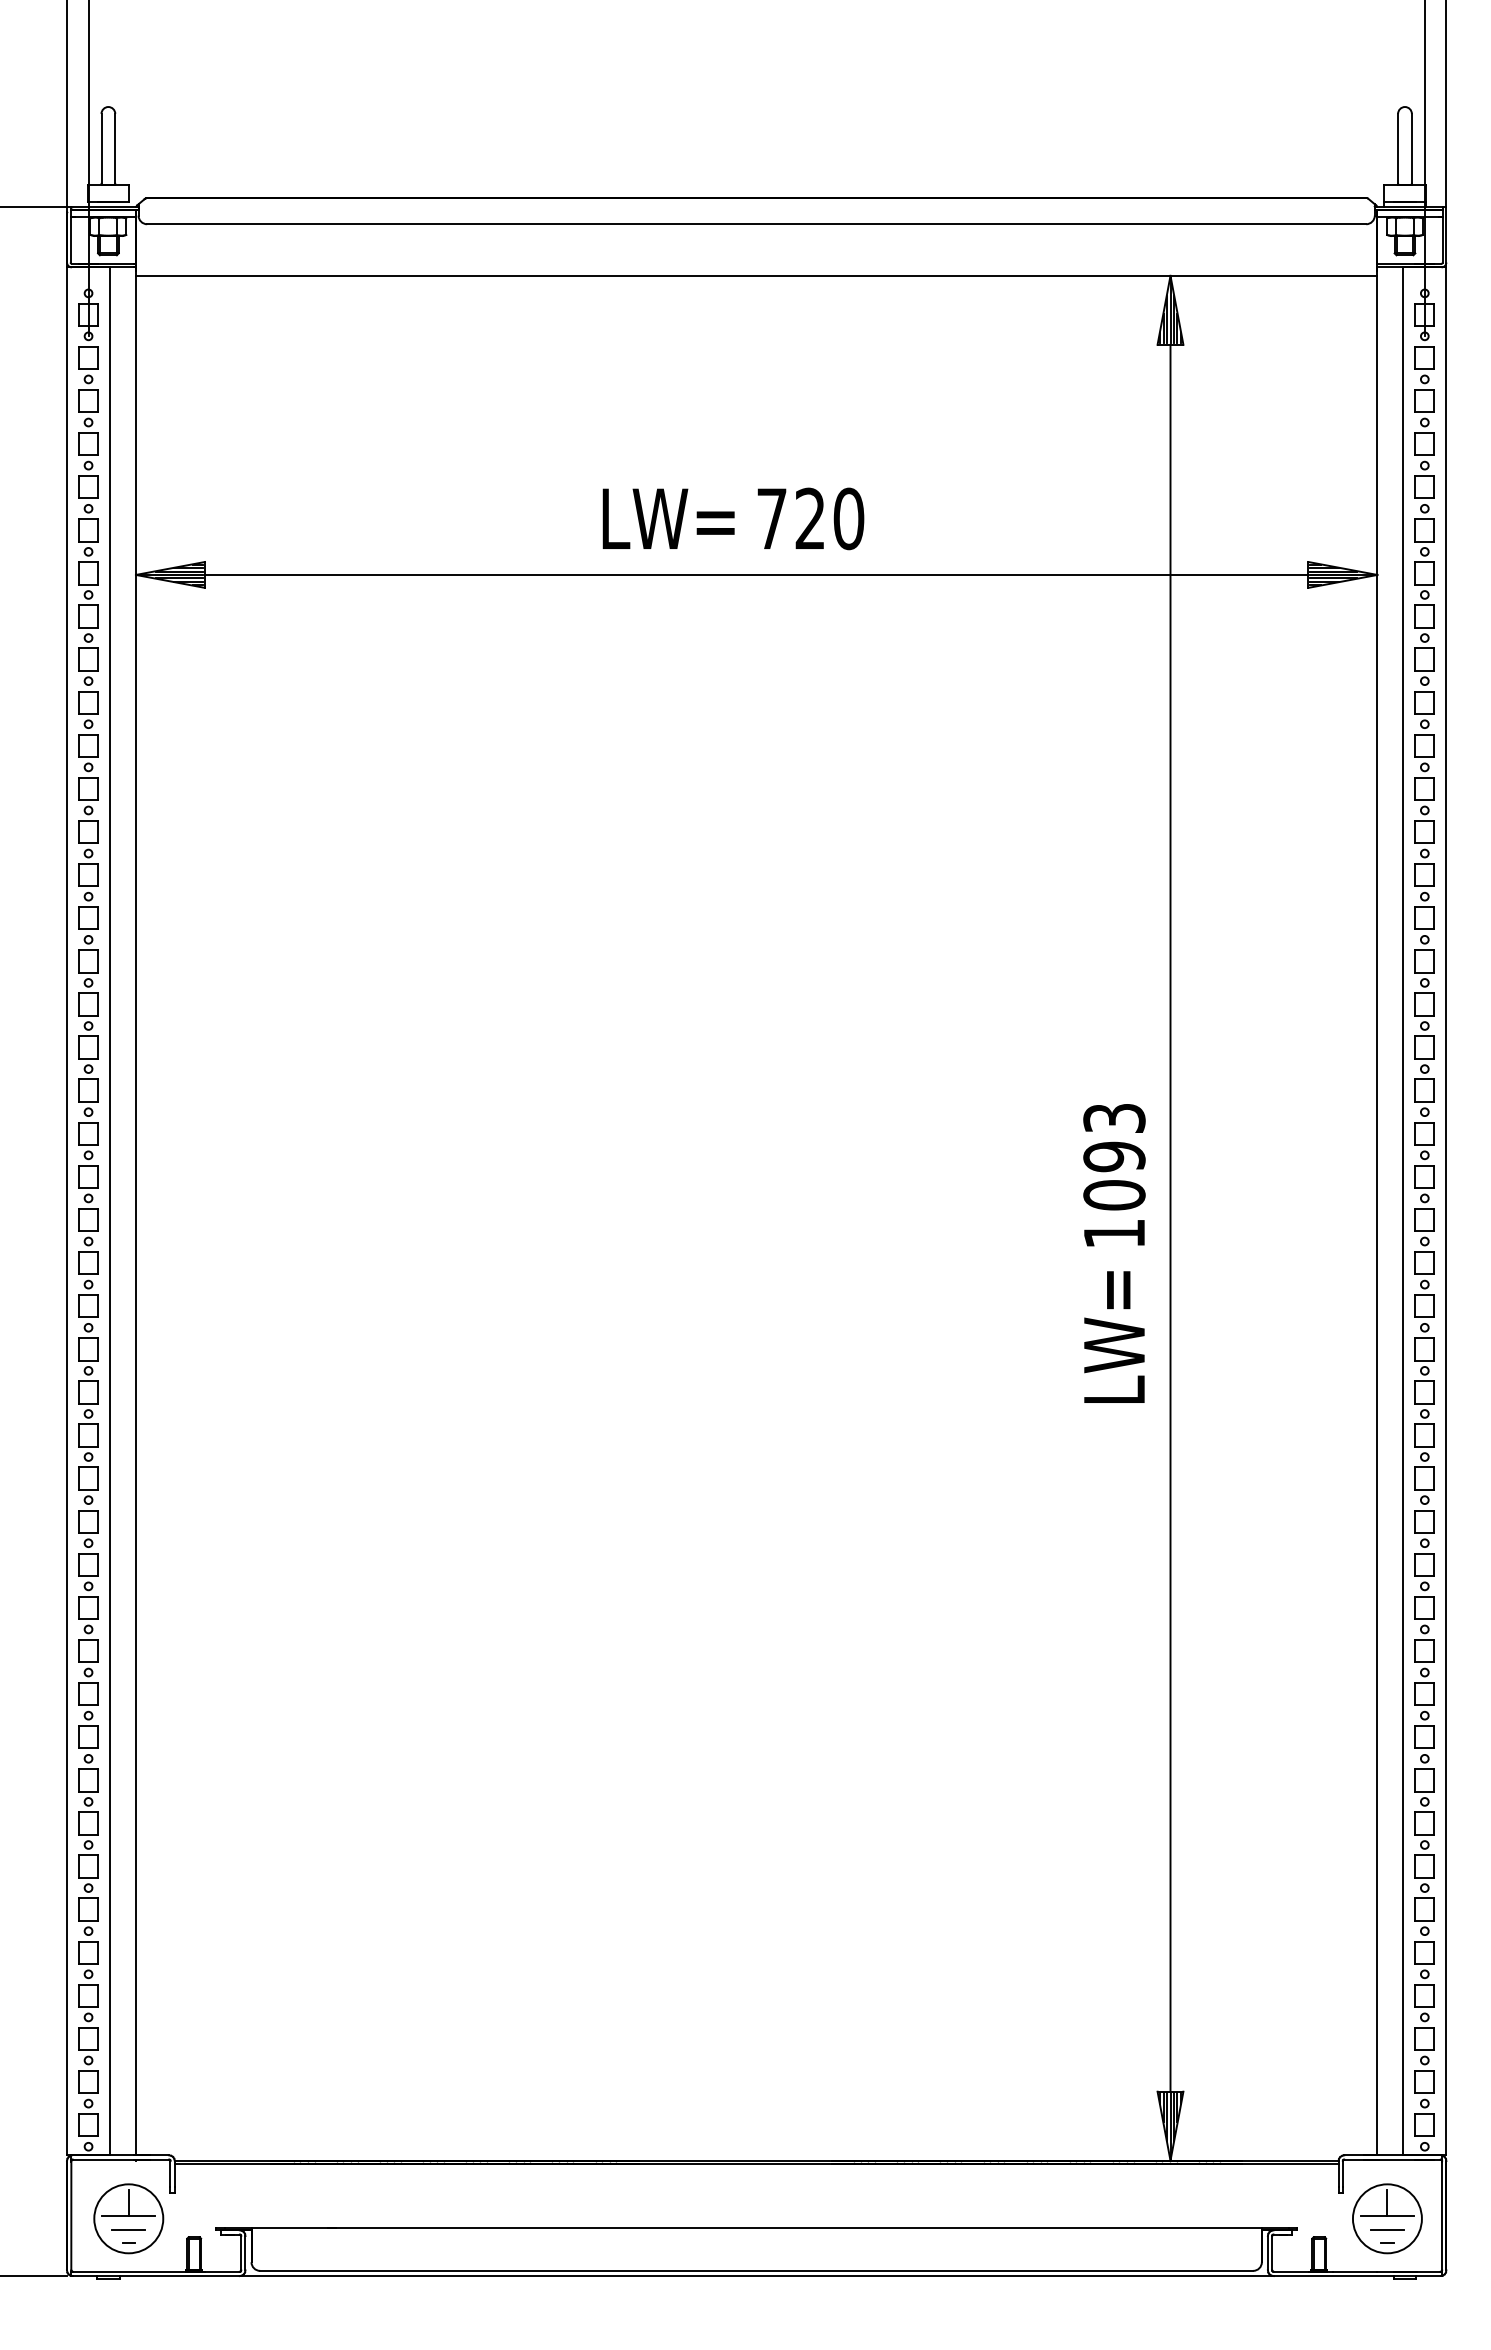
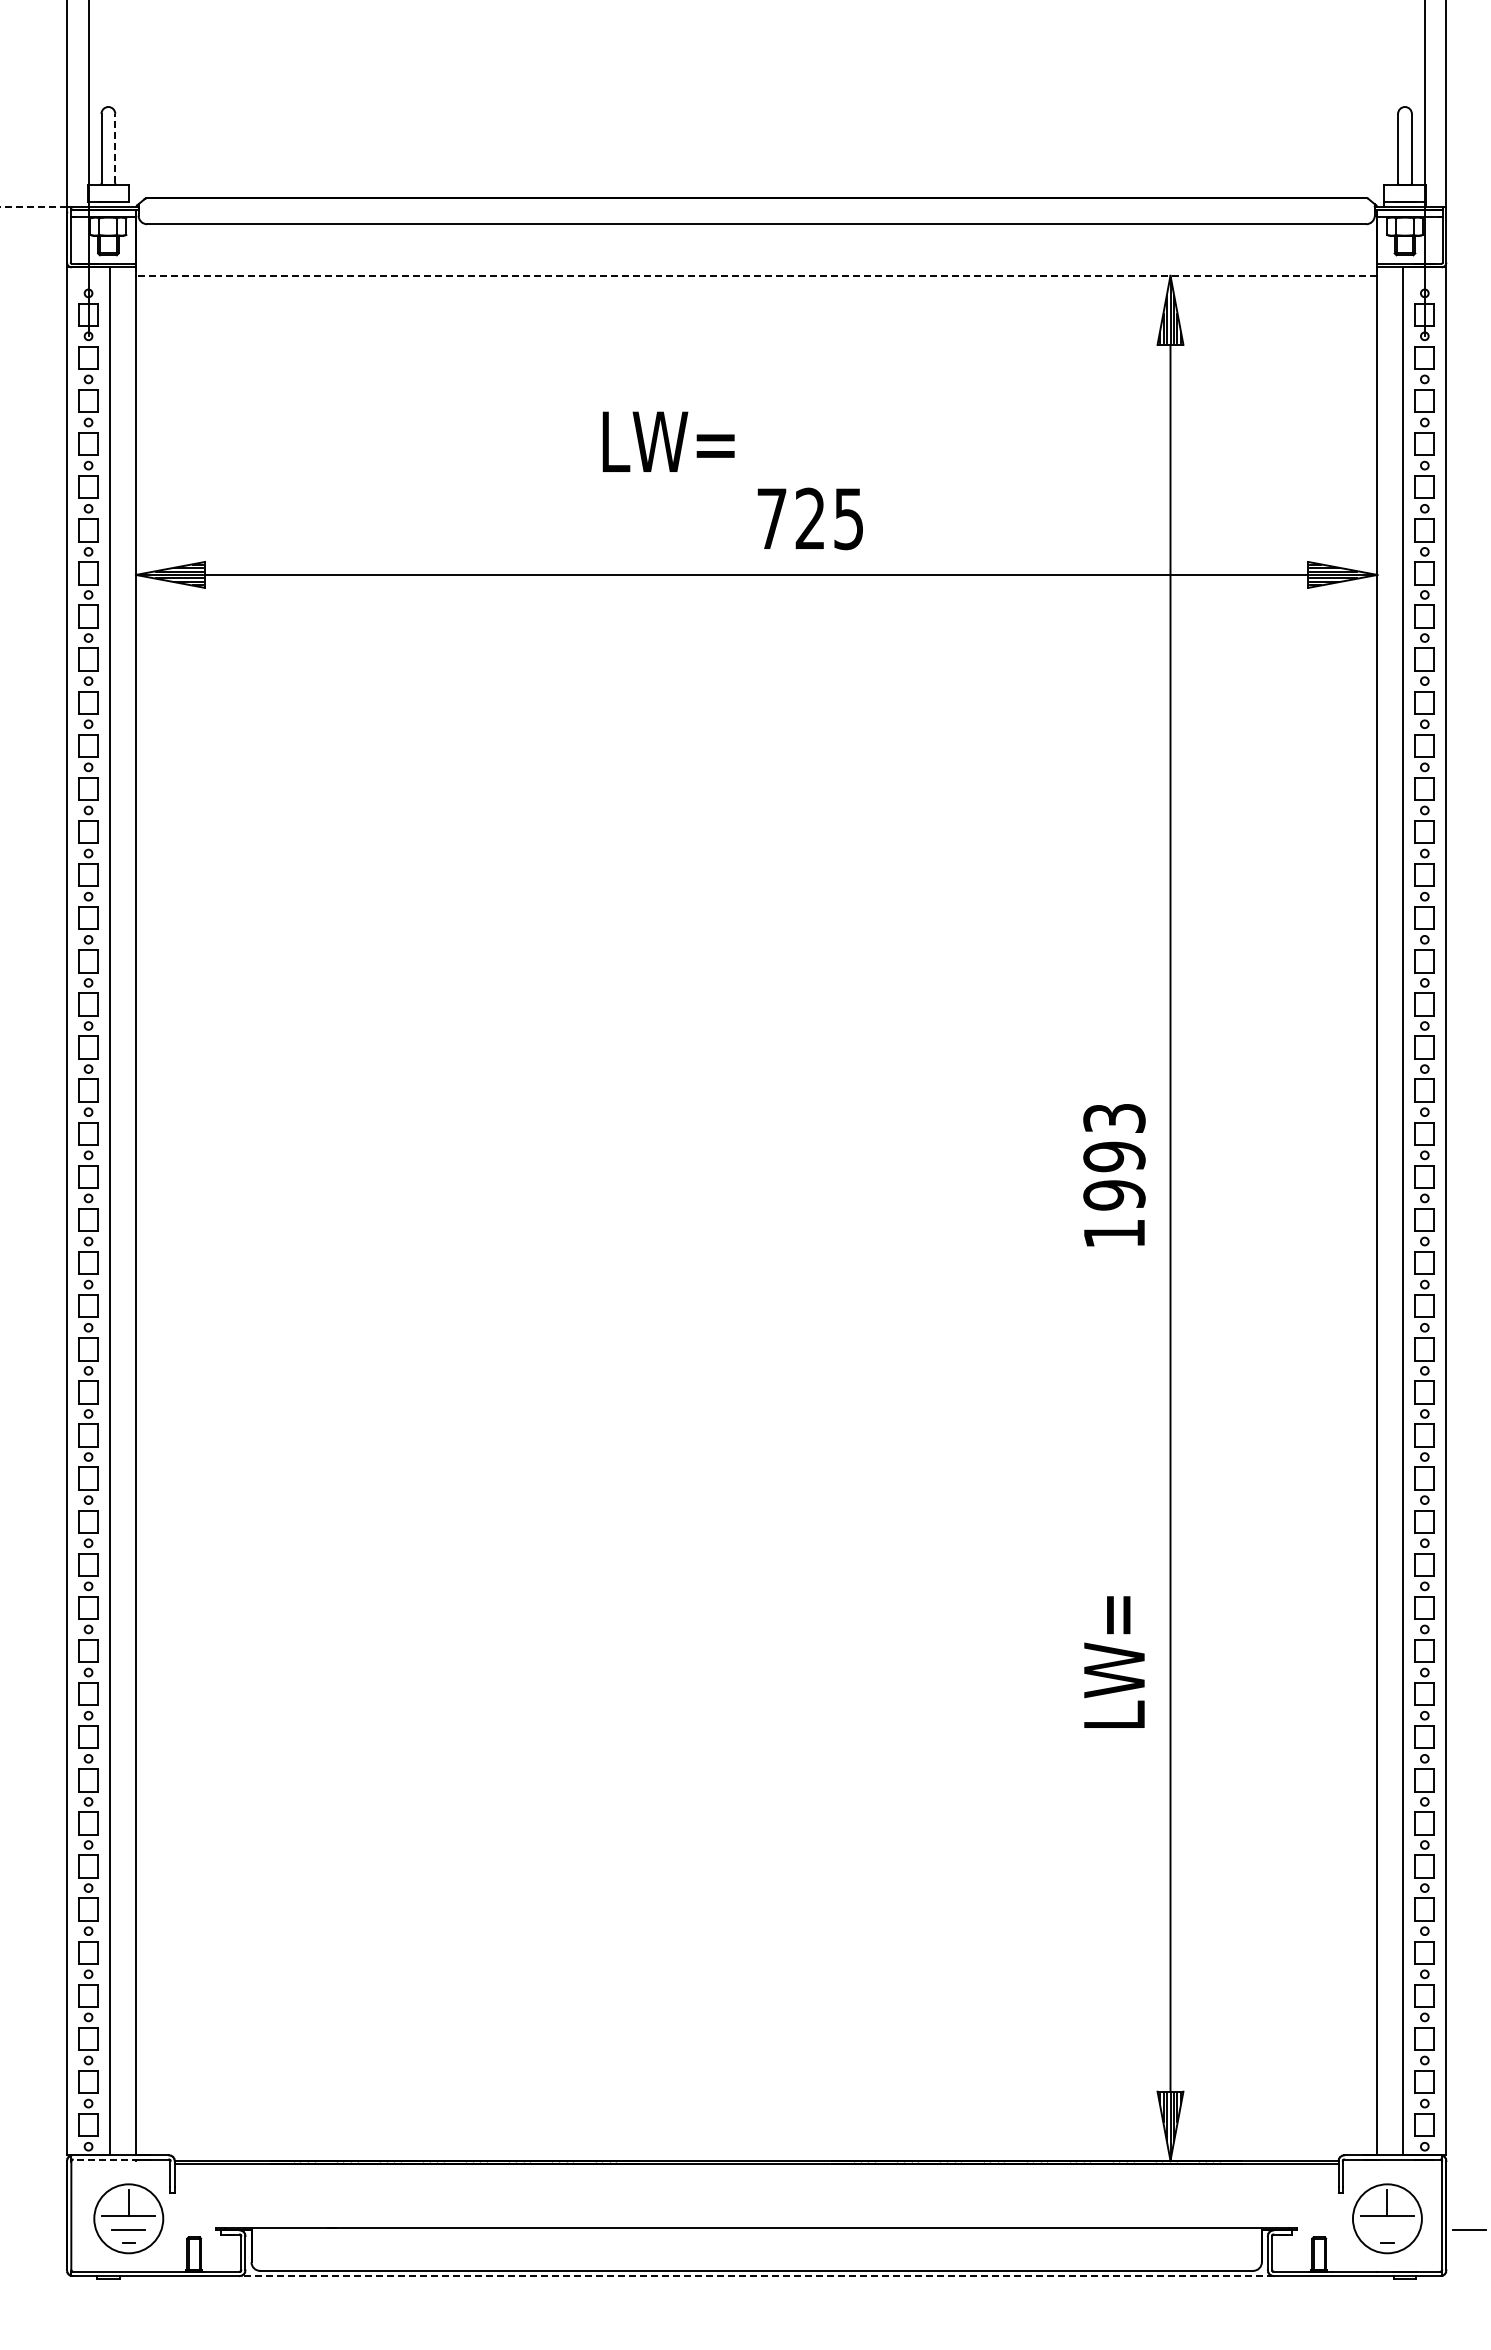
line: solid -> dashed (115, 147)
line: solid -> dashed (34, 207)
line: solid -> dashed (756, 275)
text position: (668, 518) -> (668, 441) (668, 441)
text: 720 -> 725 (848, 518)
text: 1093 -> 1993 (1114, 1195)
text position: (1114, 1336) -> (1114, 1661) (1114, 1661)
line: solid -> dashed (104, 2159)
line position: (1387, 2229) -> (1469, 2229) (1469, 2229)
line: present -> none (34, 2276)
line: solid -> dashed (756, 2276)
